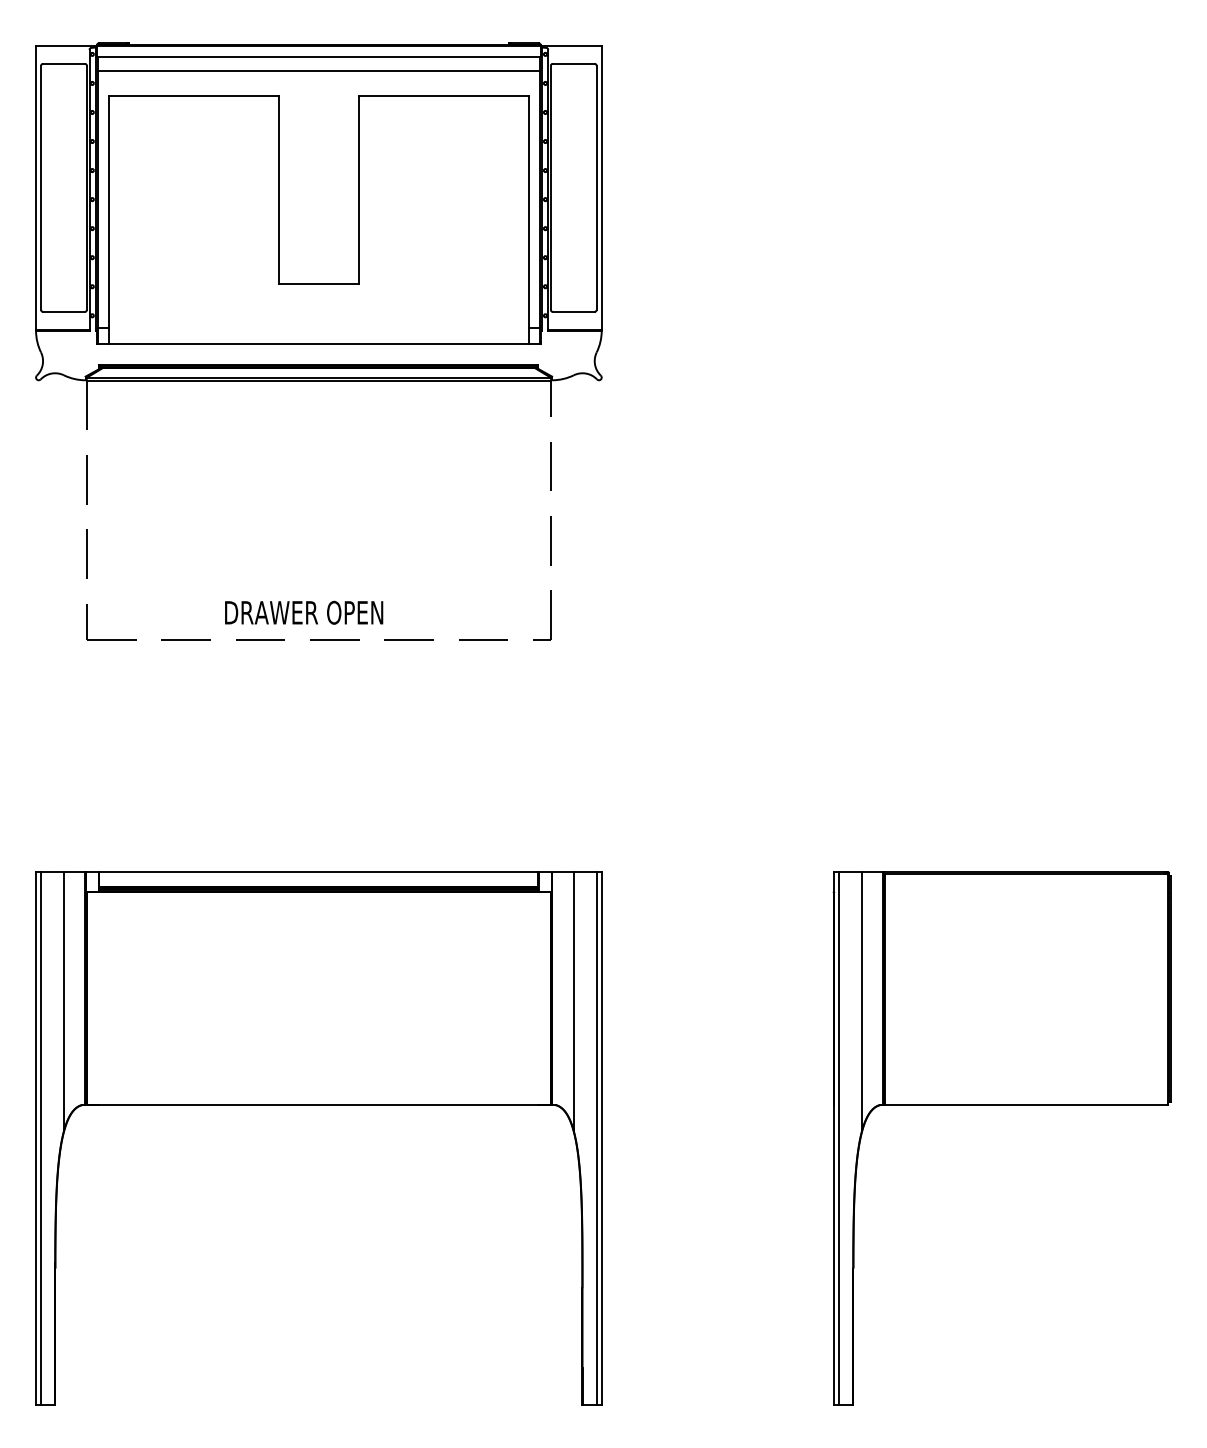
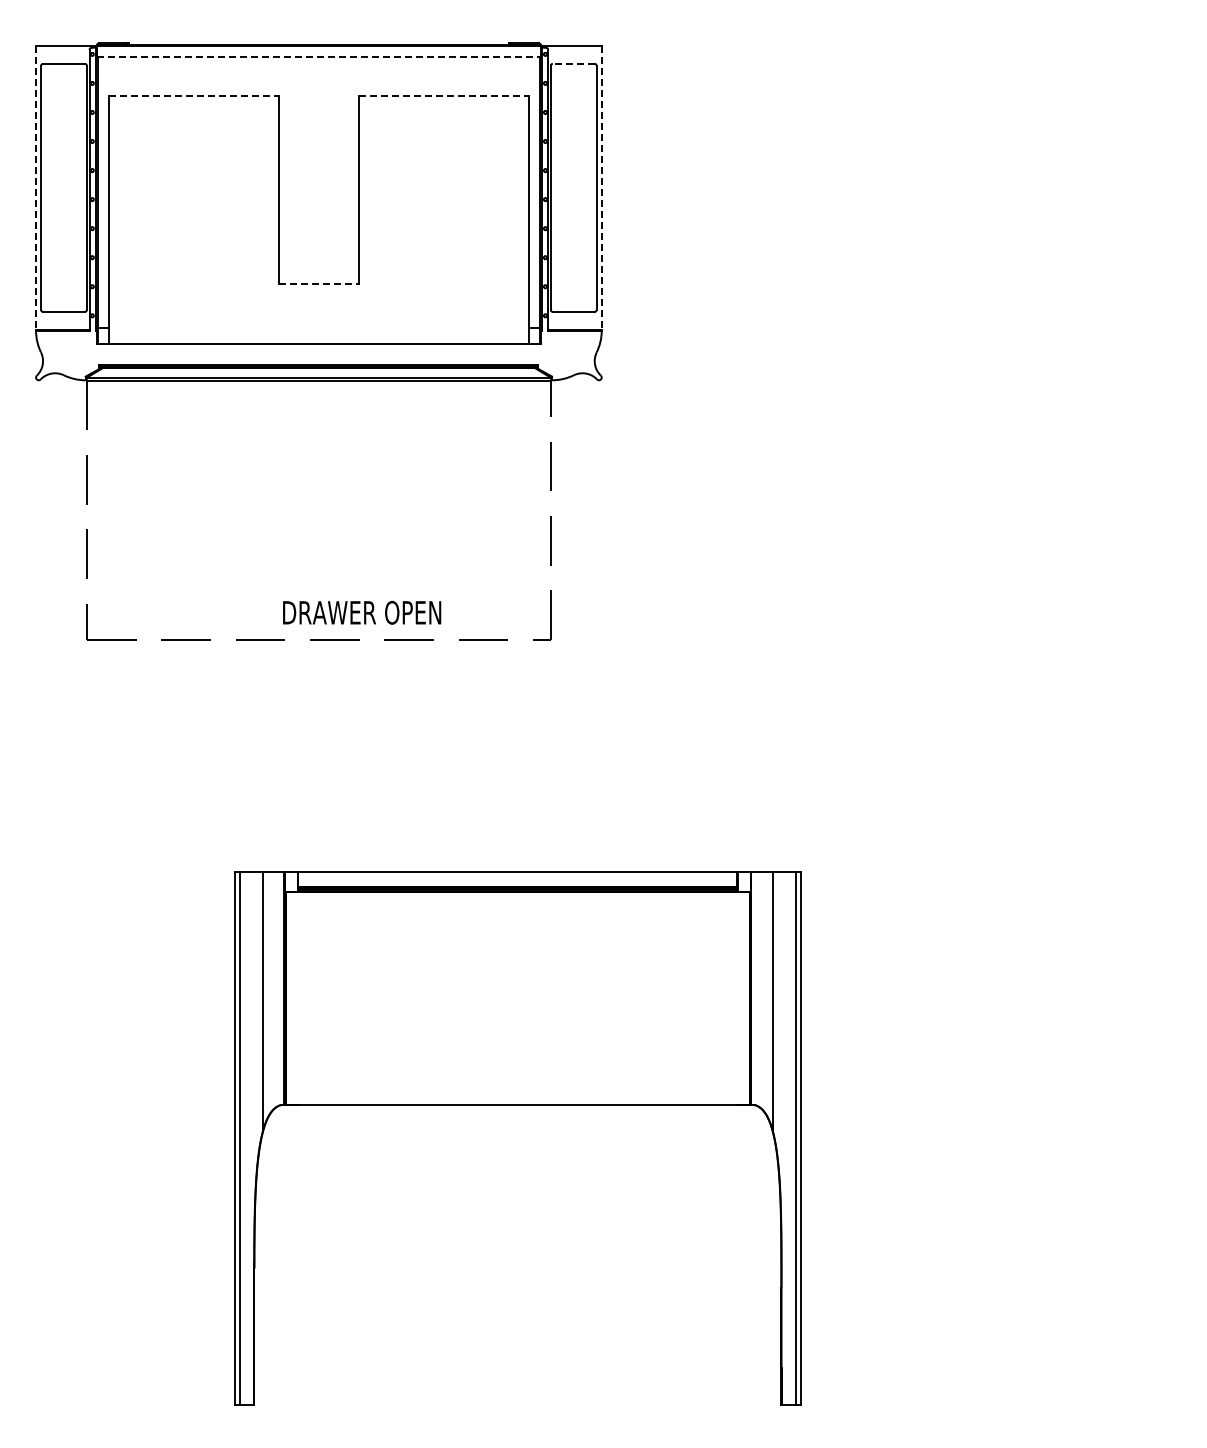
line: solid -> dashed (318, 56)
line: solid -> dashed (573, 63)
line: present -> none (318, 71)
line: solid -> dashed (194, 96)
line: solid -> dashed (444, 96)
line: solid -> dashed (36, 187)
line: solid -> dashed (601, 187)
line: solid -> dashed (318, 283)
text position: (304, 612) -> (362, 612) (362, 612)
part position: (318, 1105) -> (517, 1105) (517, 1105)
part: present -> none (1001, 1105)
